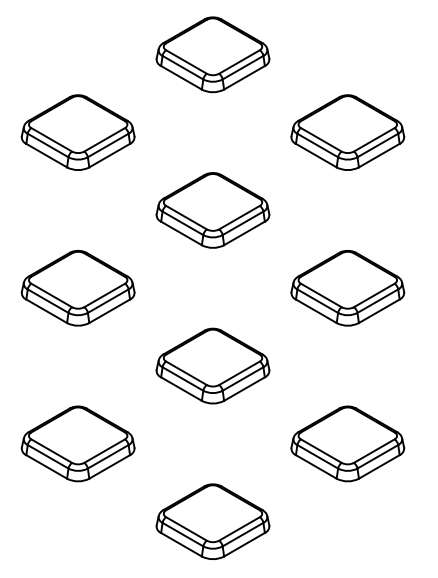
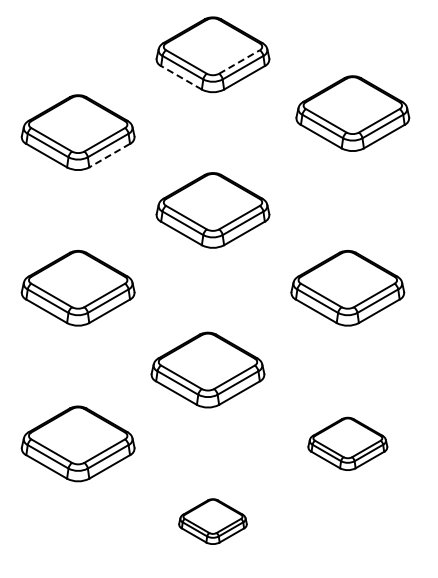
line: solid -> dashed (239, 62)
line: solid -> dashed (181, 77)
part position: (347, 132) -> (352, 113) (352, 113)
line: solid -> dashed (109, 155)
part position: (212, 365) -> (207, 369) (207, 369)
part size: 116x78 px -> 82x55 px (347, 443)
part size: 116x77 px -> 70x47 px (212, 521)
